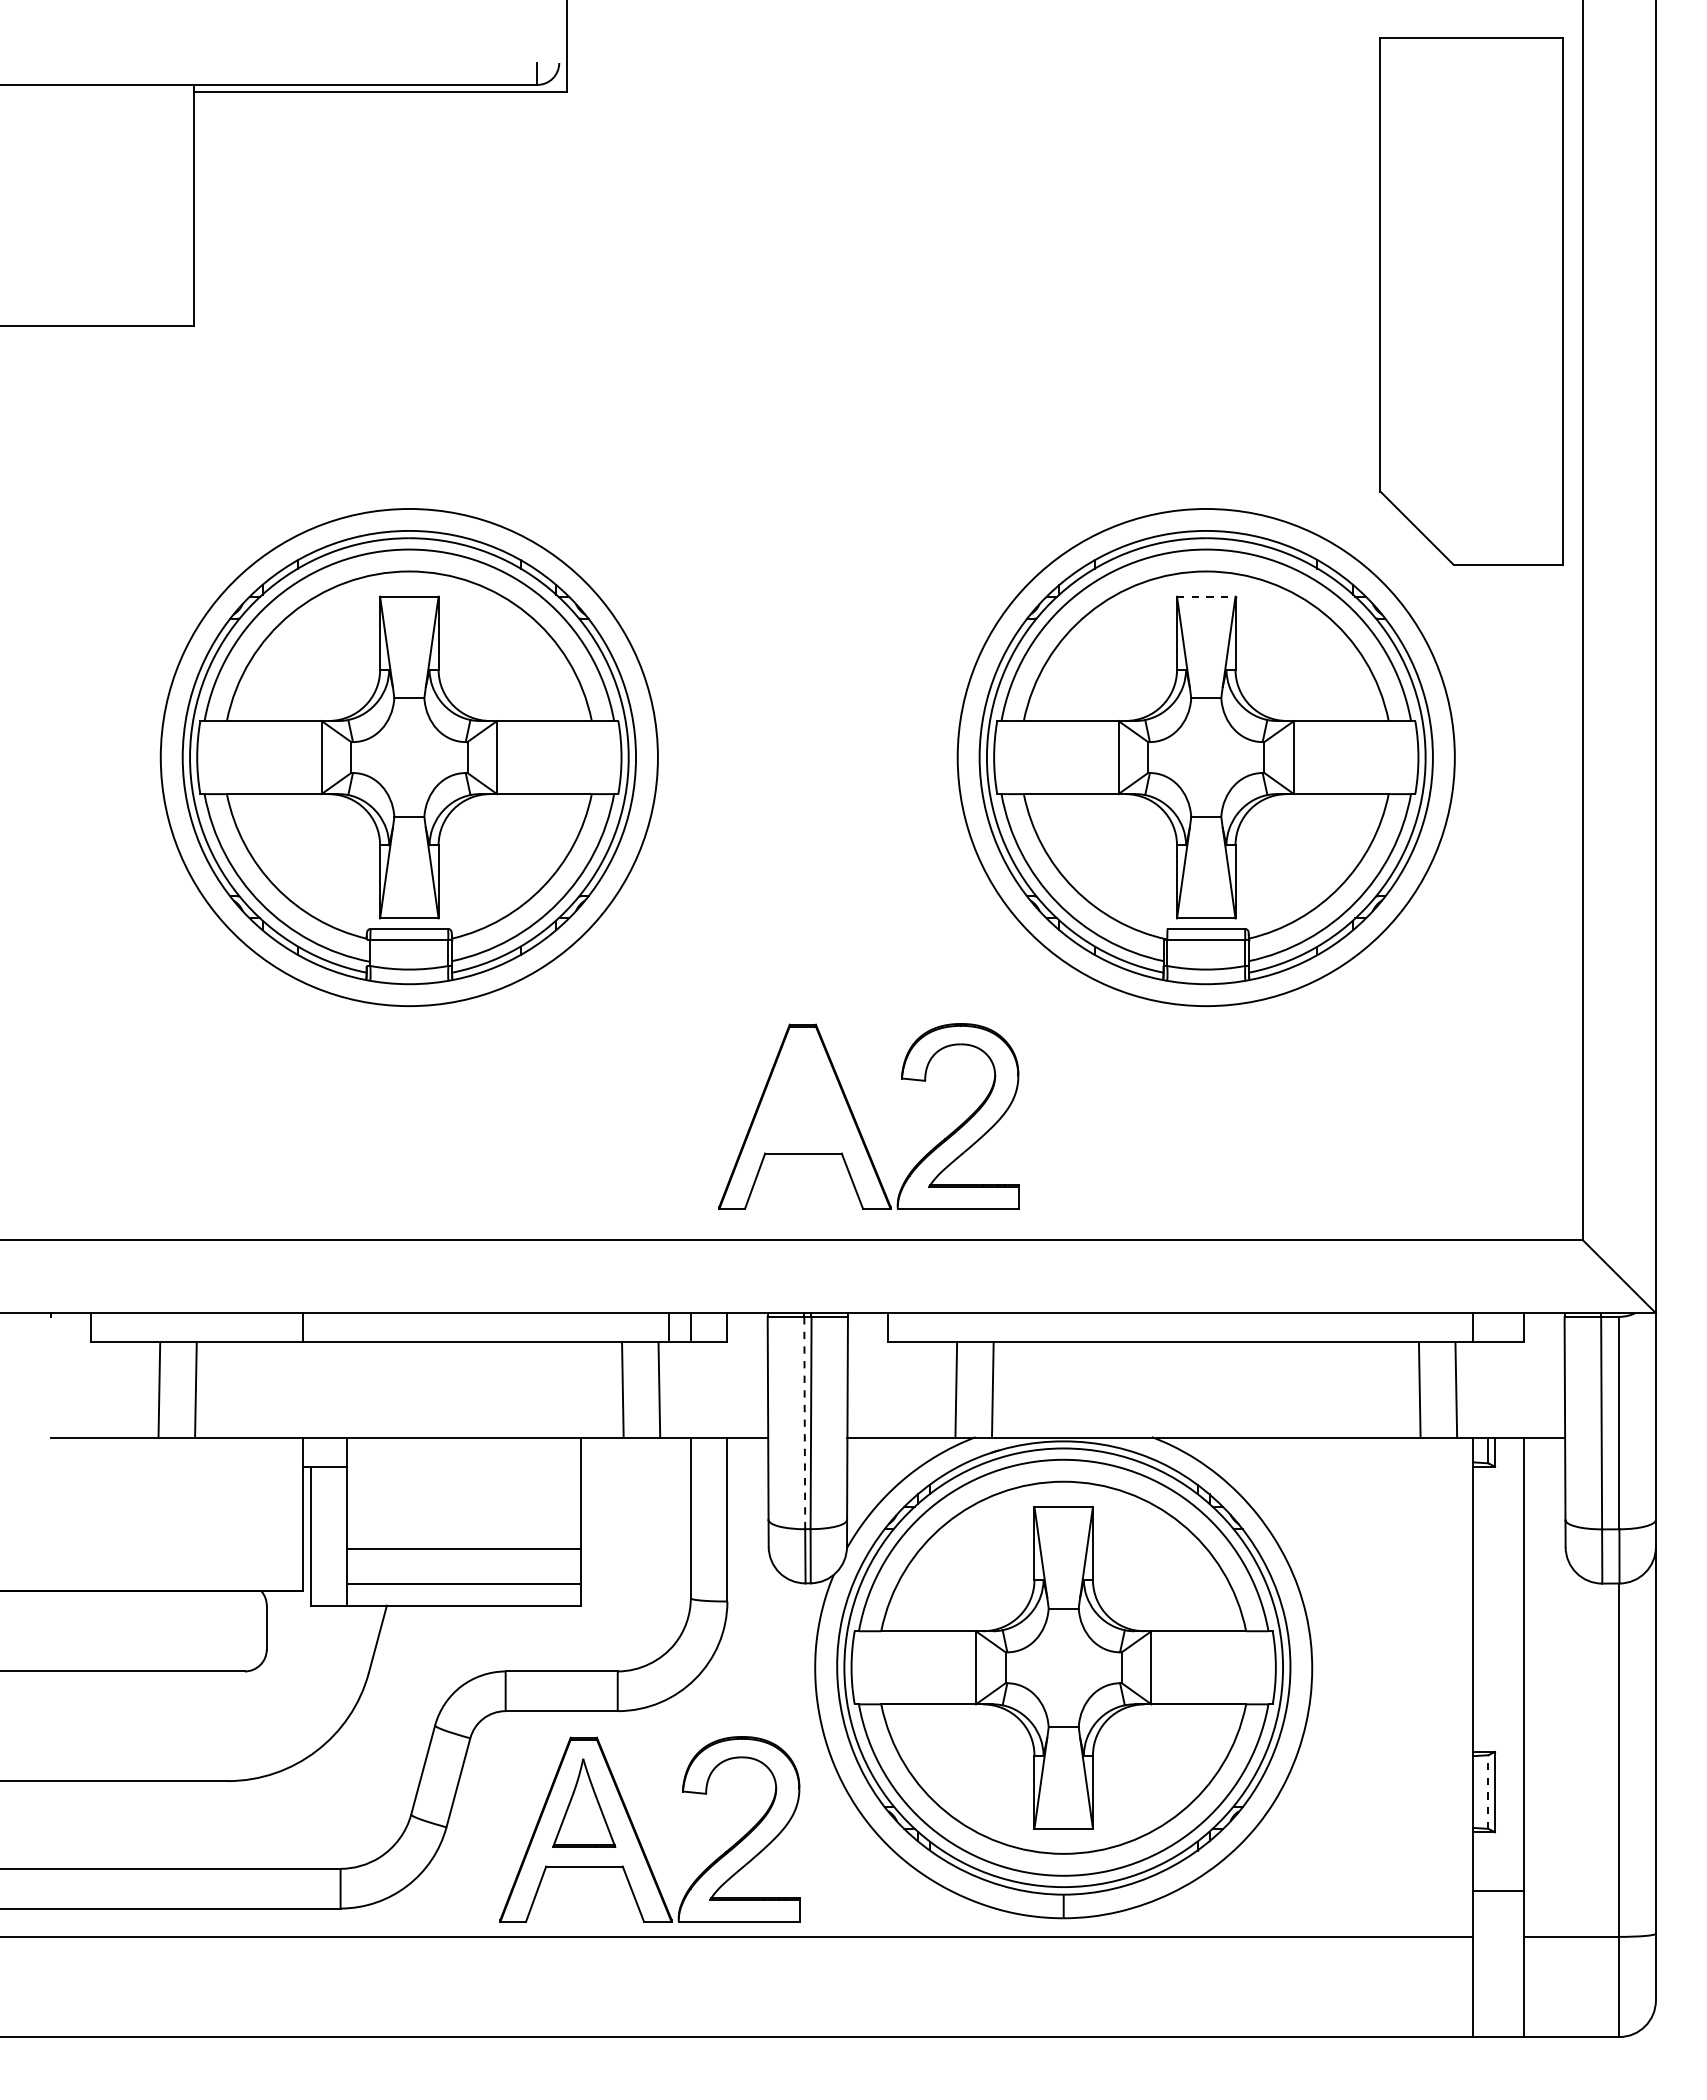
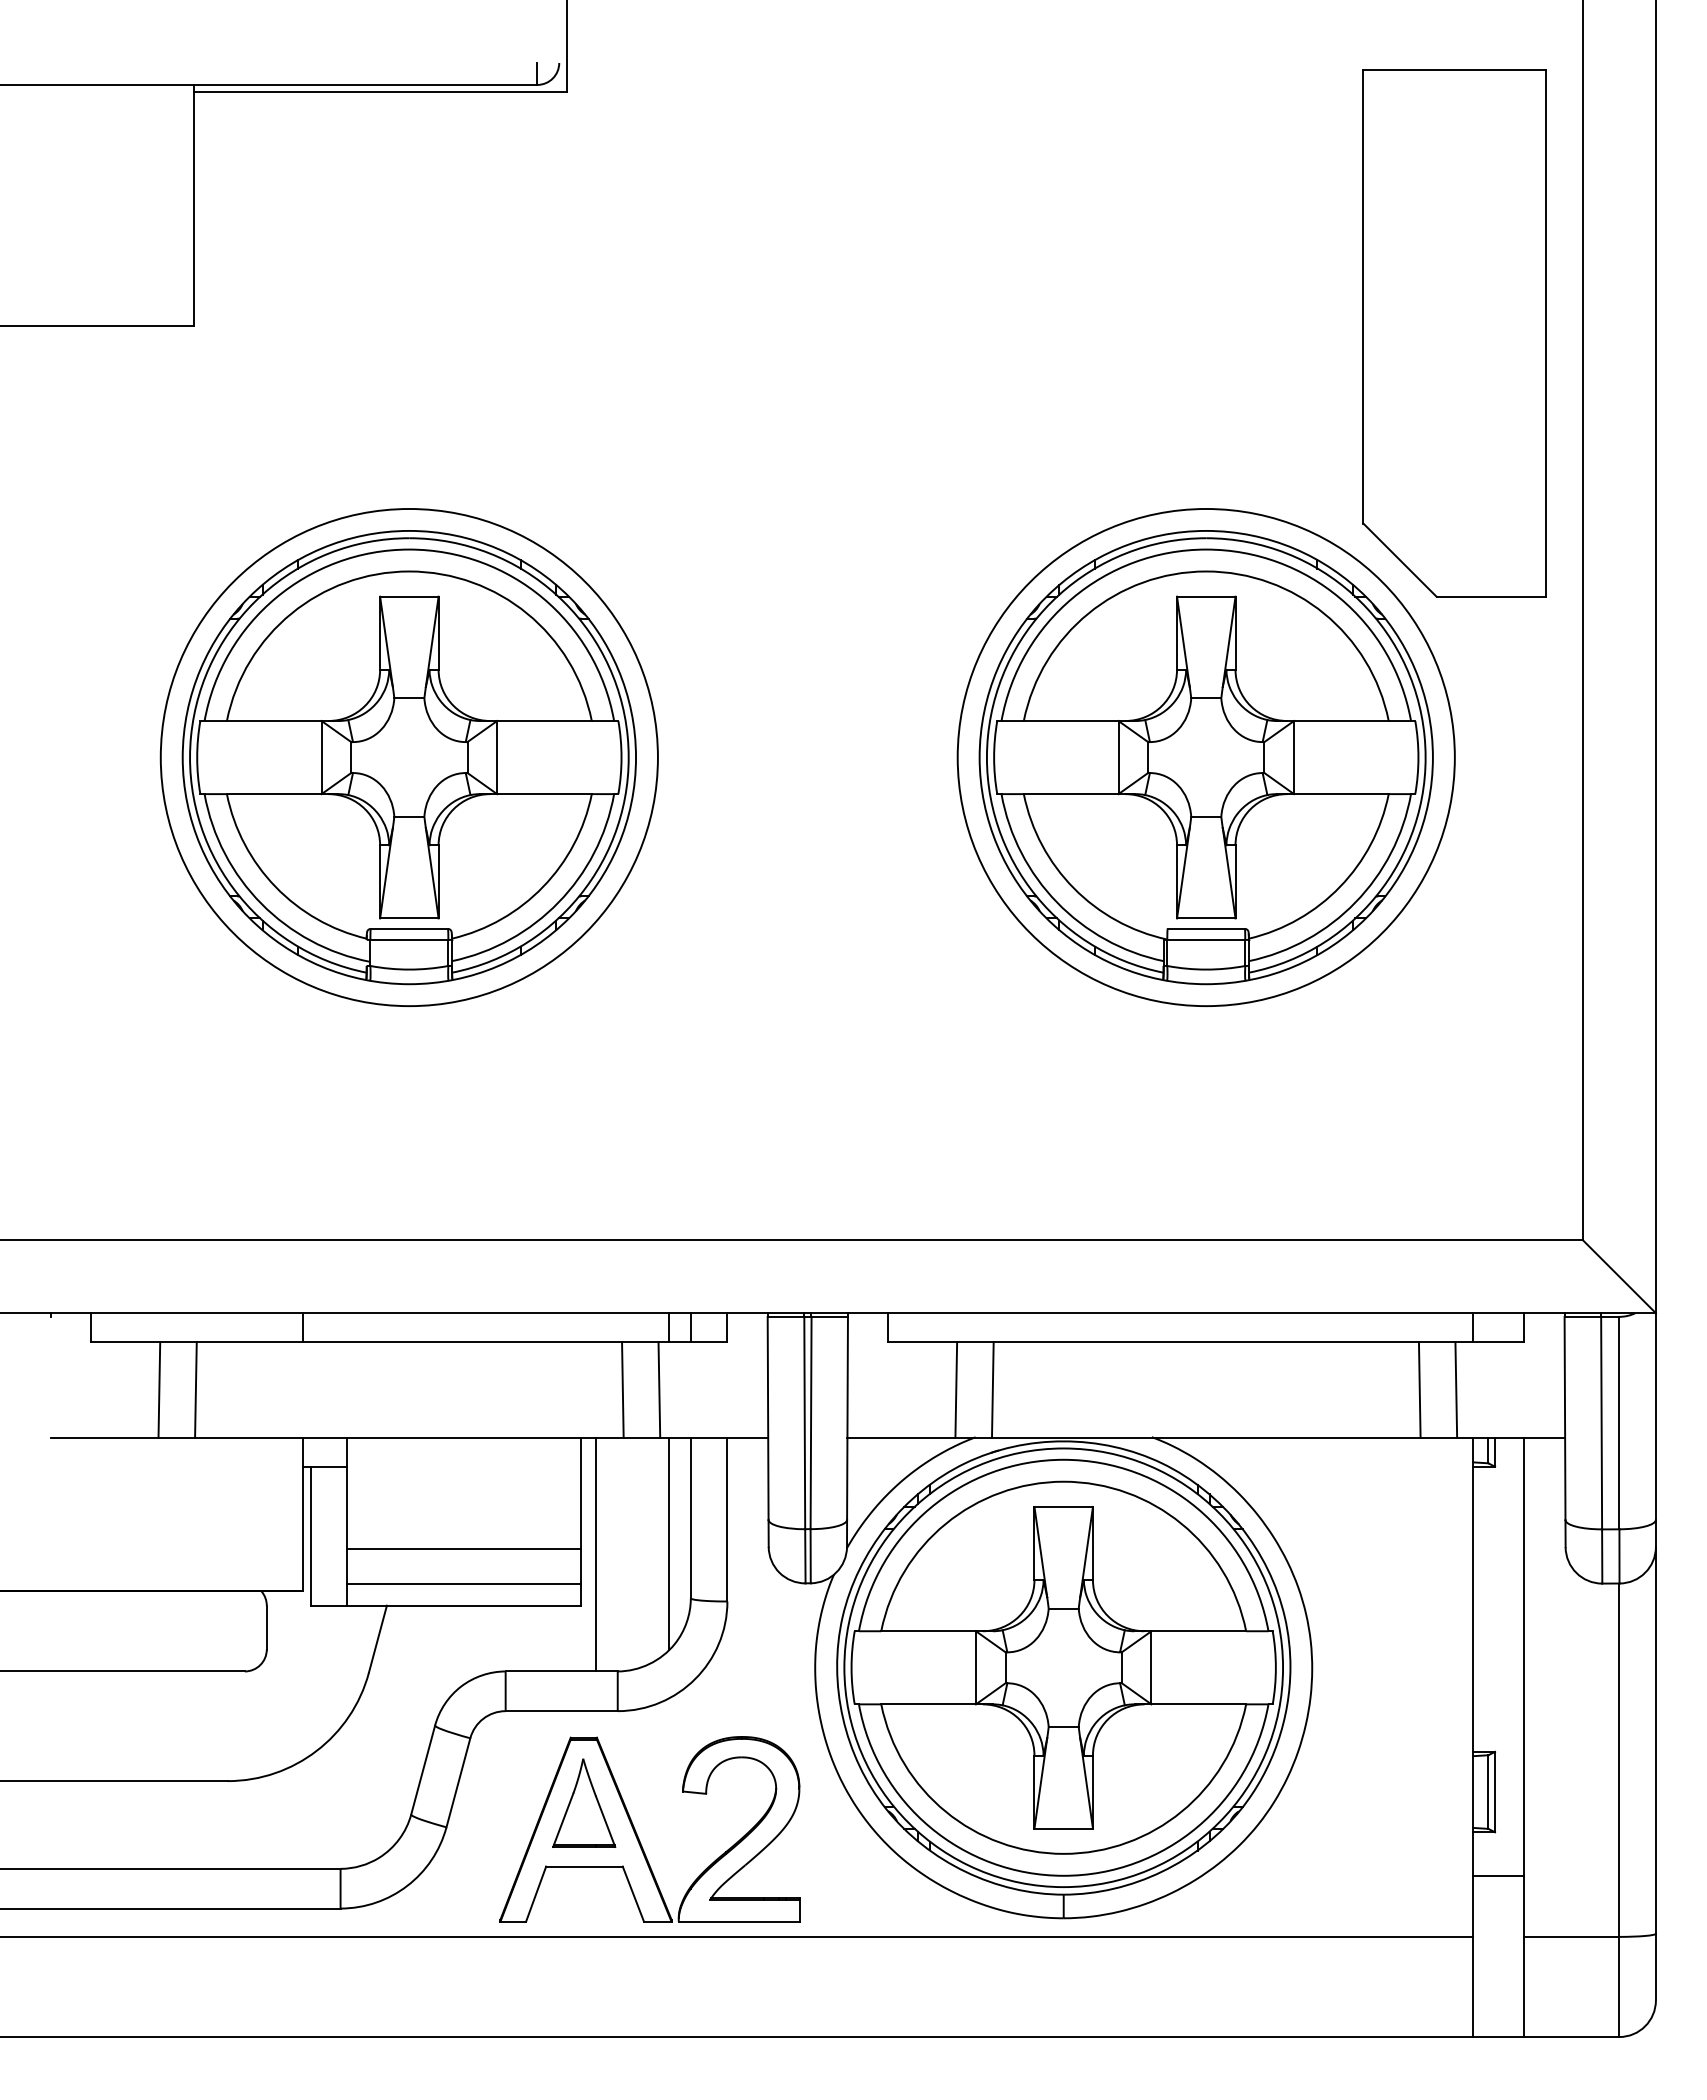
part position: (1471, 301) -> (1454, 333) (1454, 333)
line: dashed -> solid (1206, 596)
part: present -> none (856, 1120)
line: dashed -> solid (804, 1422)
line: none -> present (668, 1543)
line: none -> present (595, 1554)
line: dashed -> solid (1488, 1792)
line position: (1498, 1891) -> (1498, 1876) (1498, 1876)
